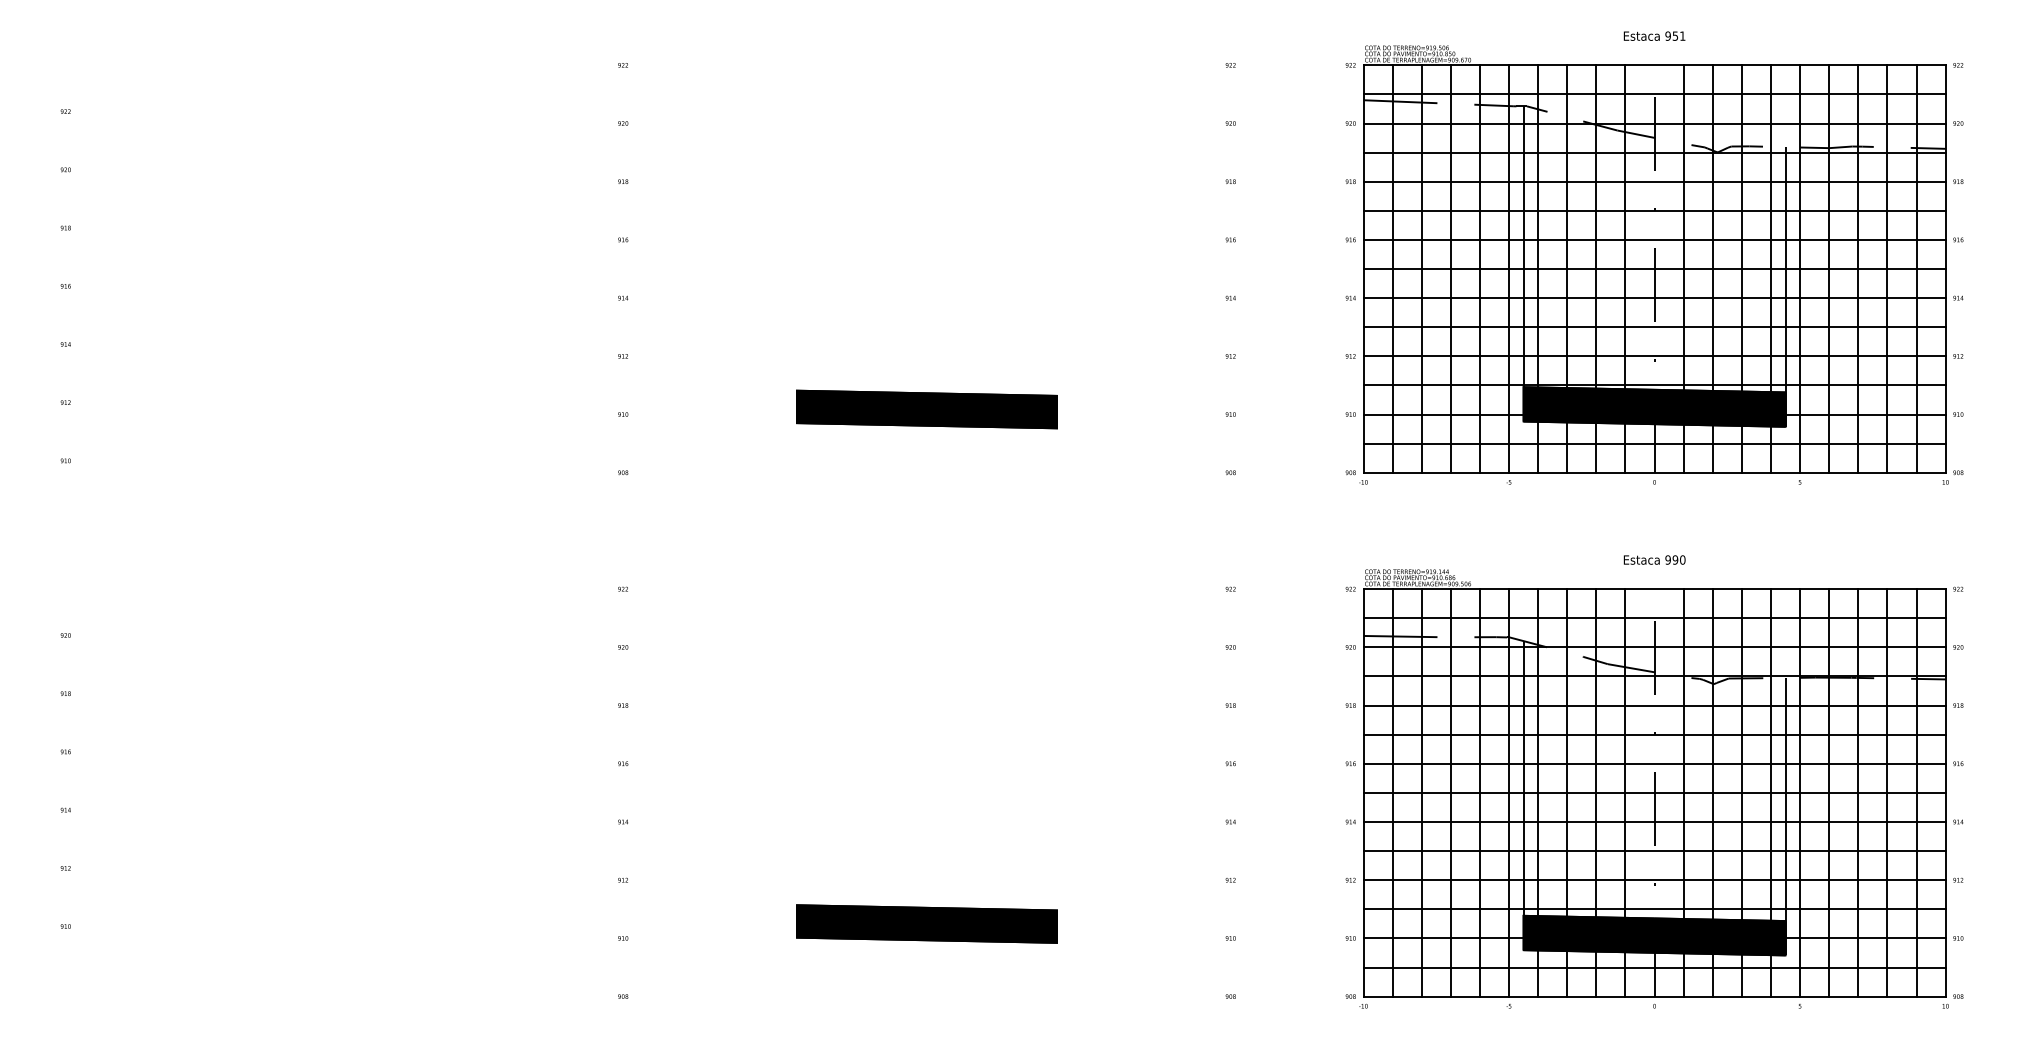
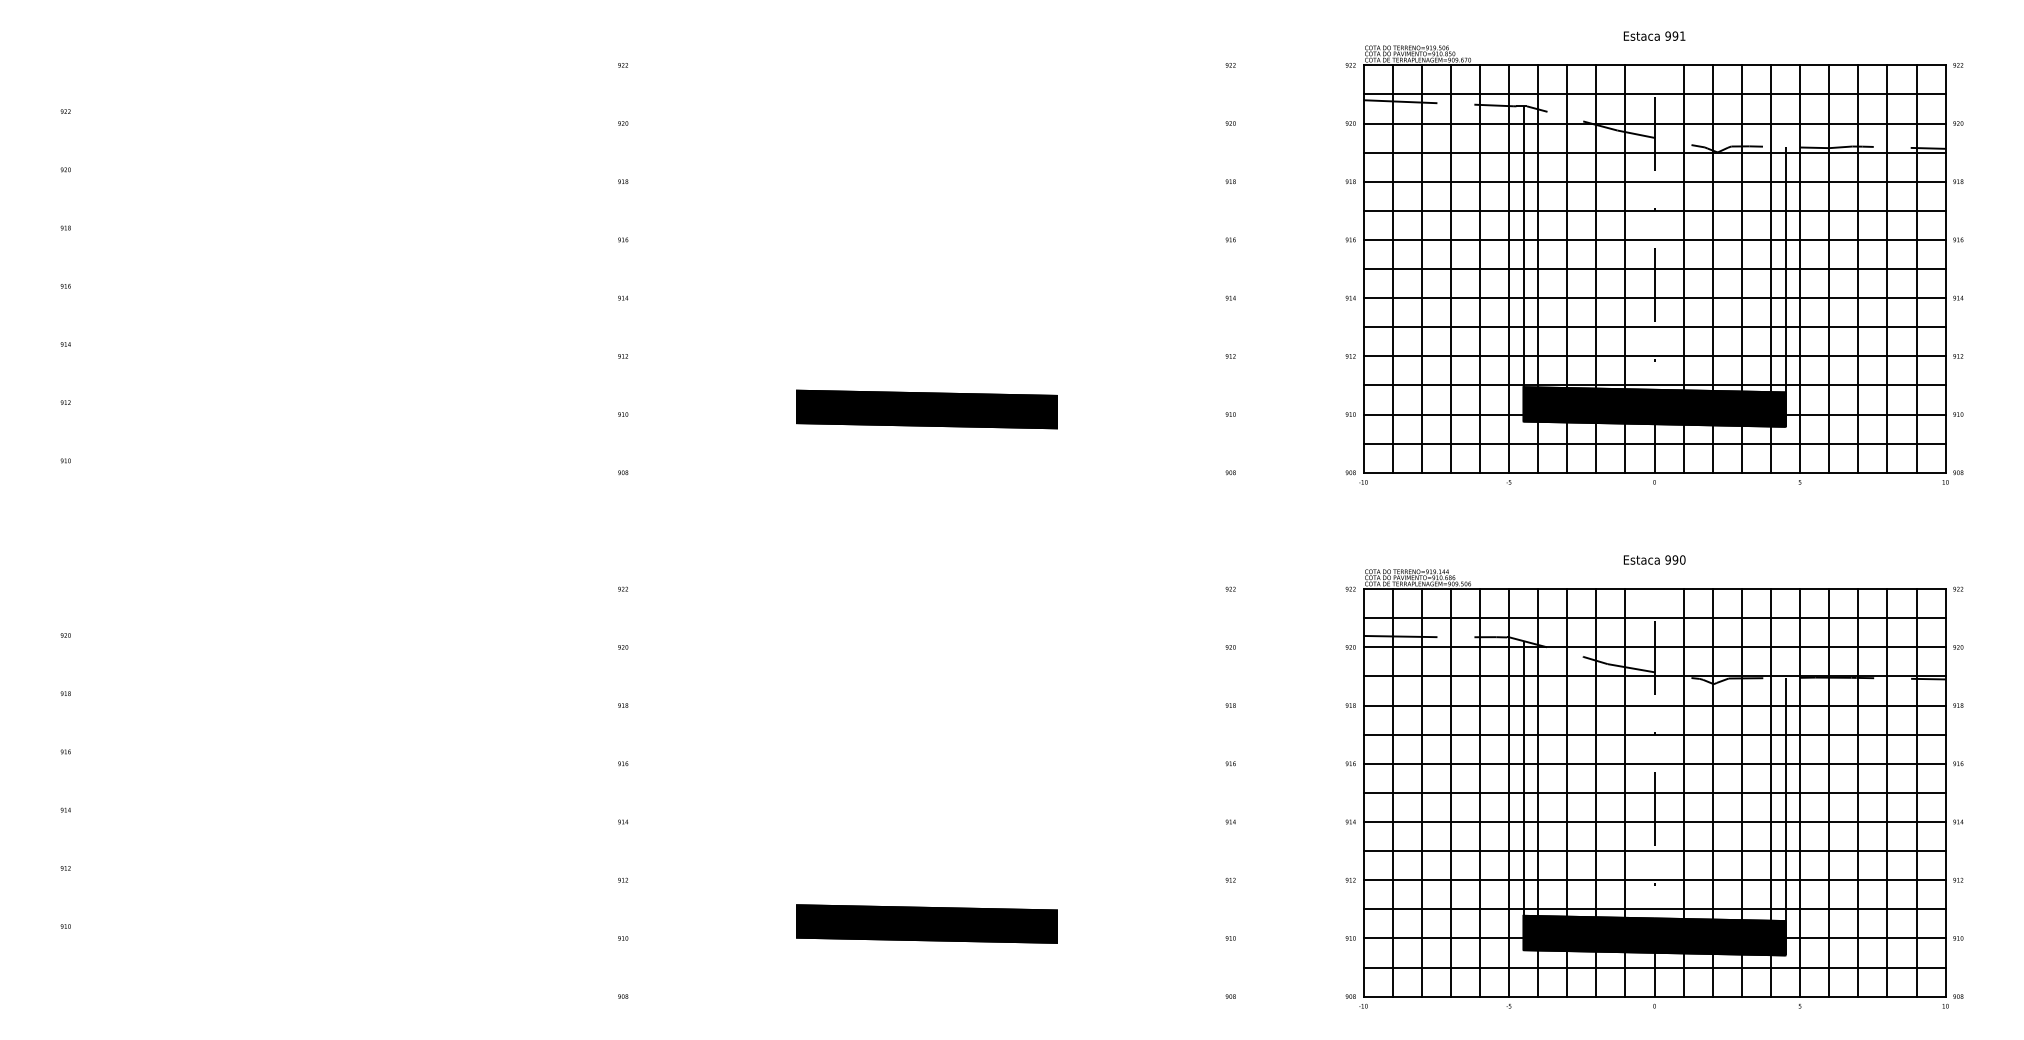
text: 951 -> 991 (1675, 35)
